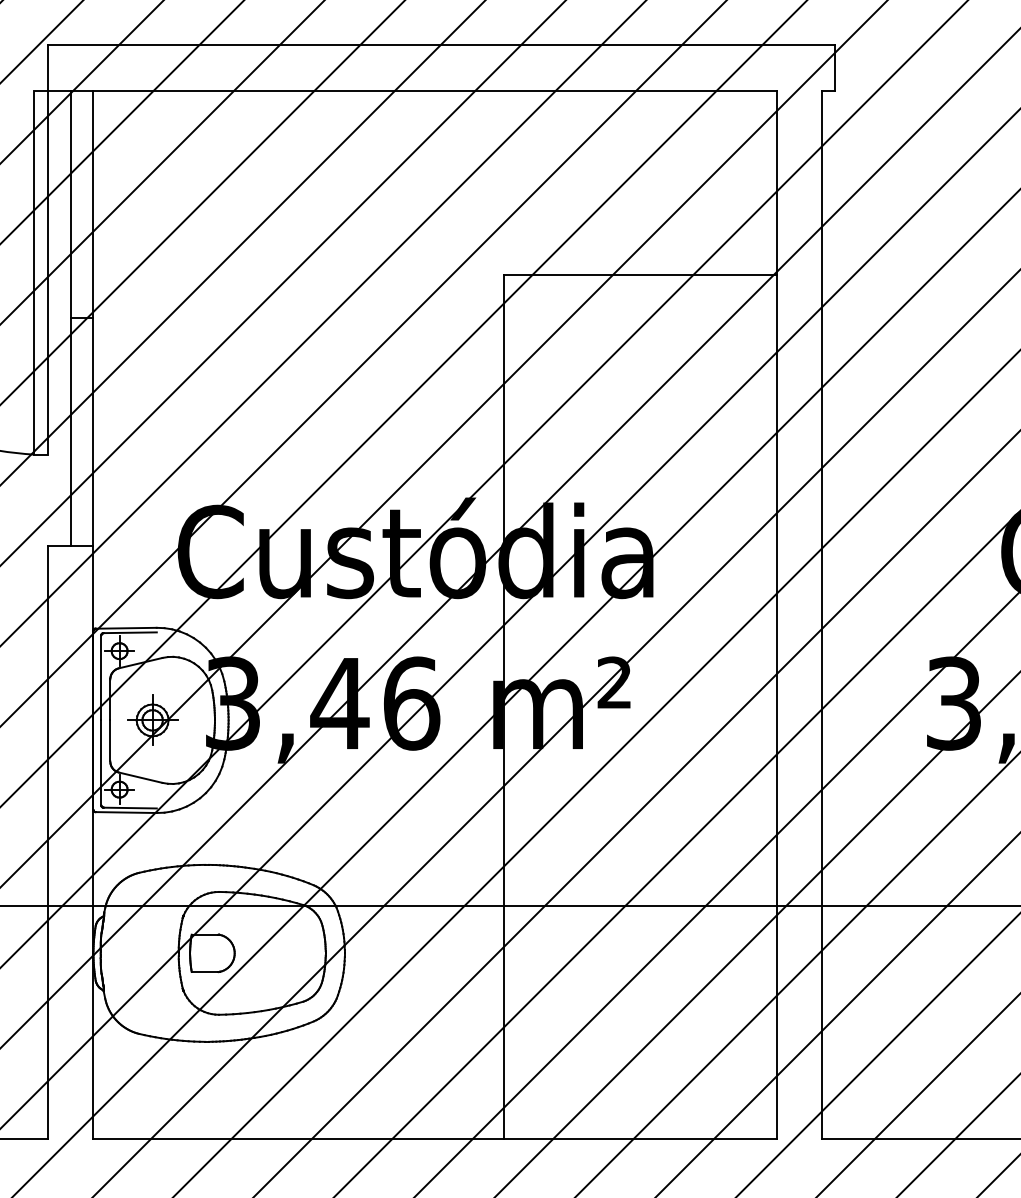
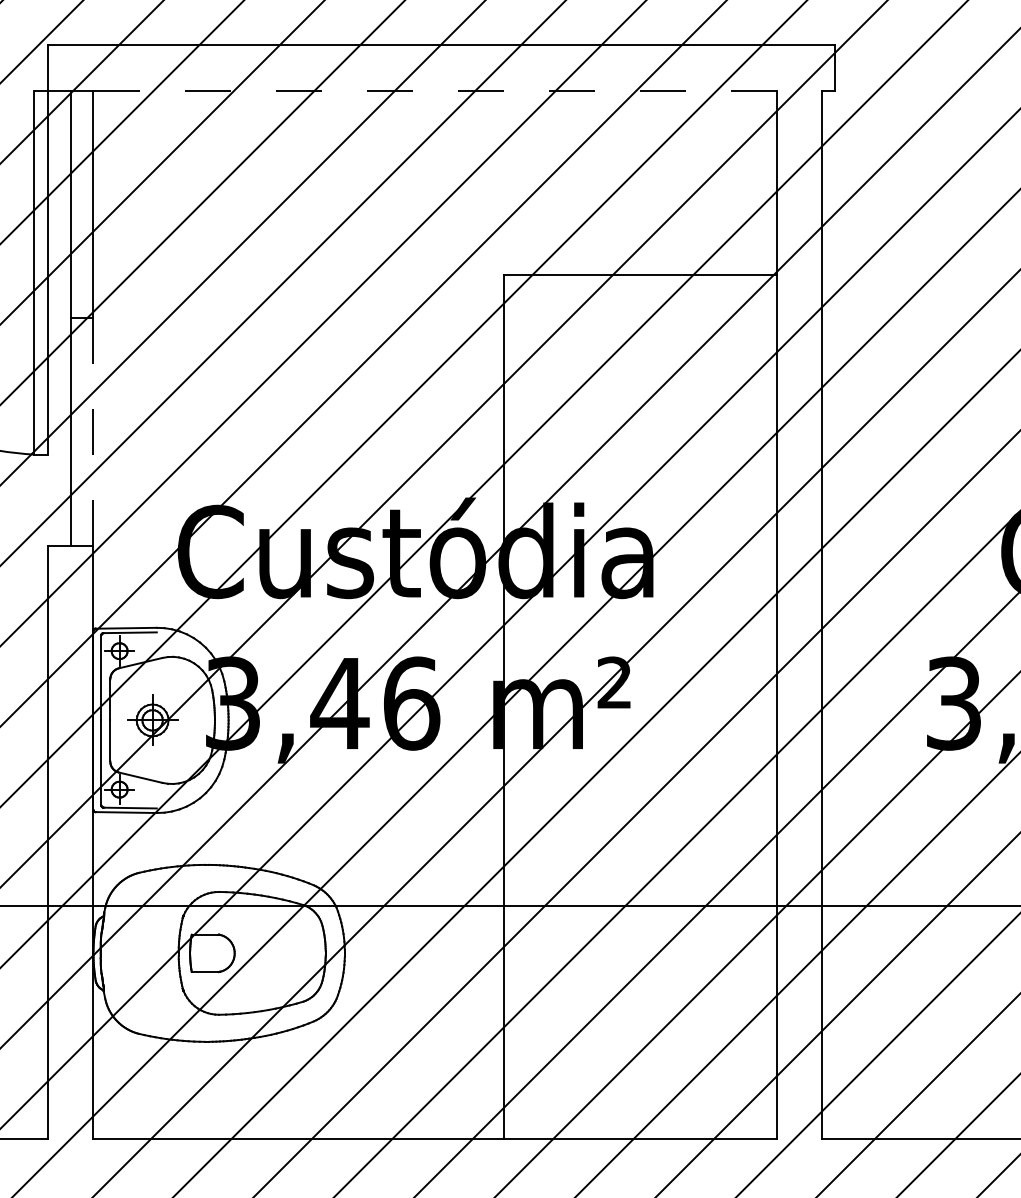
line: solid -> dashed (435, 90)
line: solid -> dashed (93, 431)
